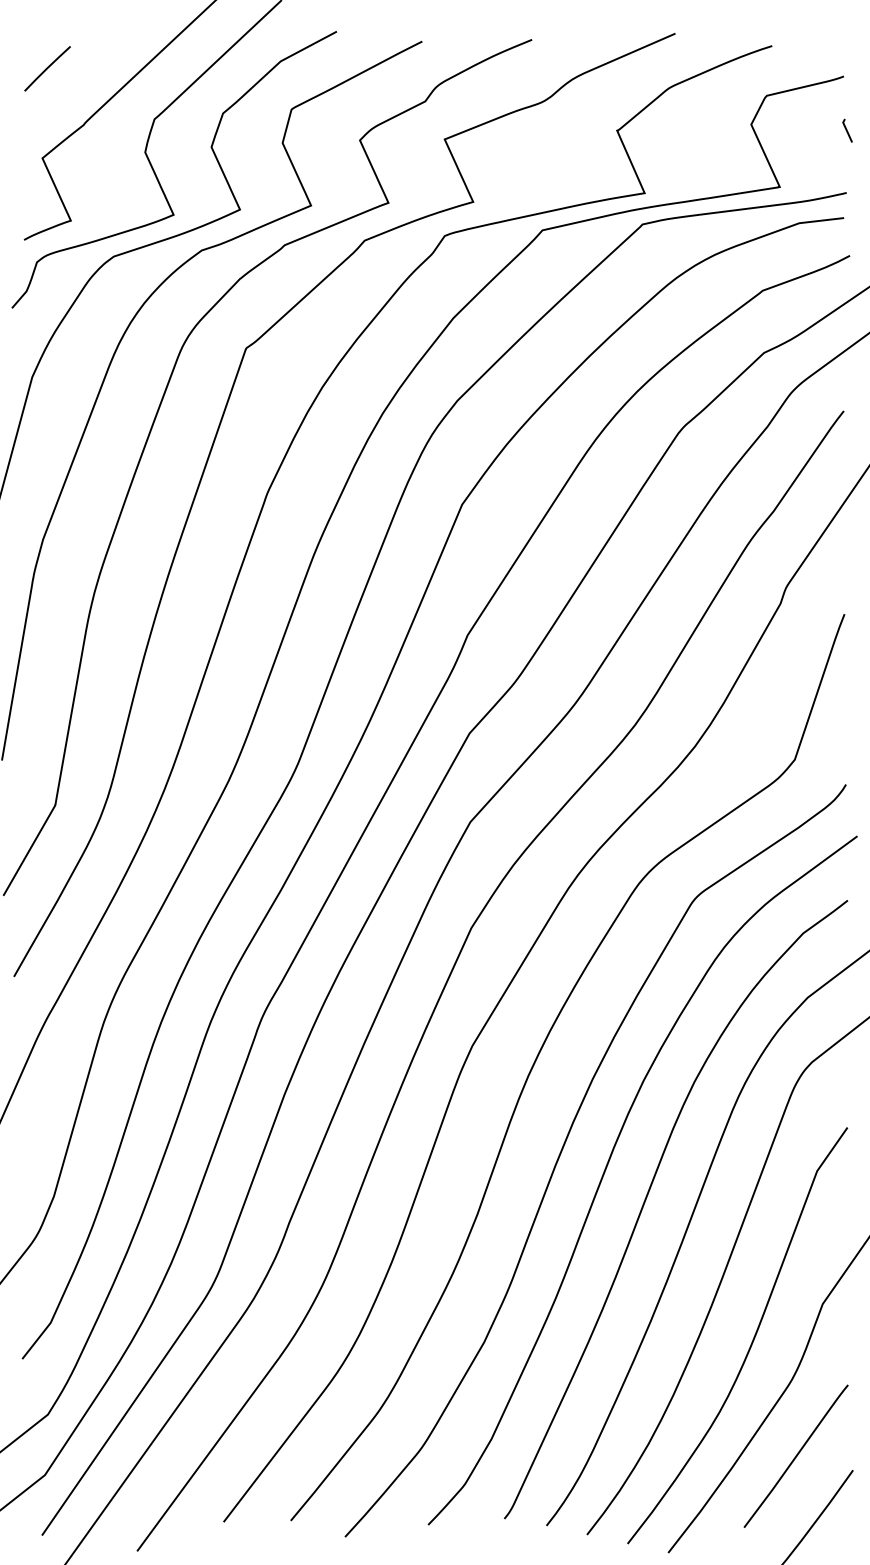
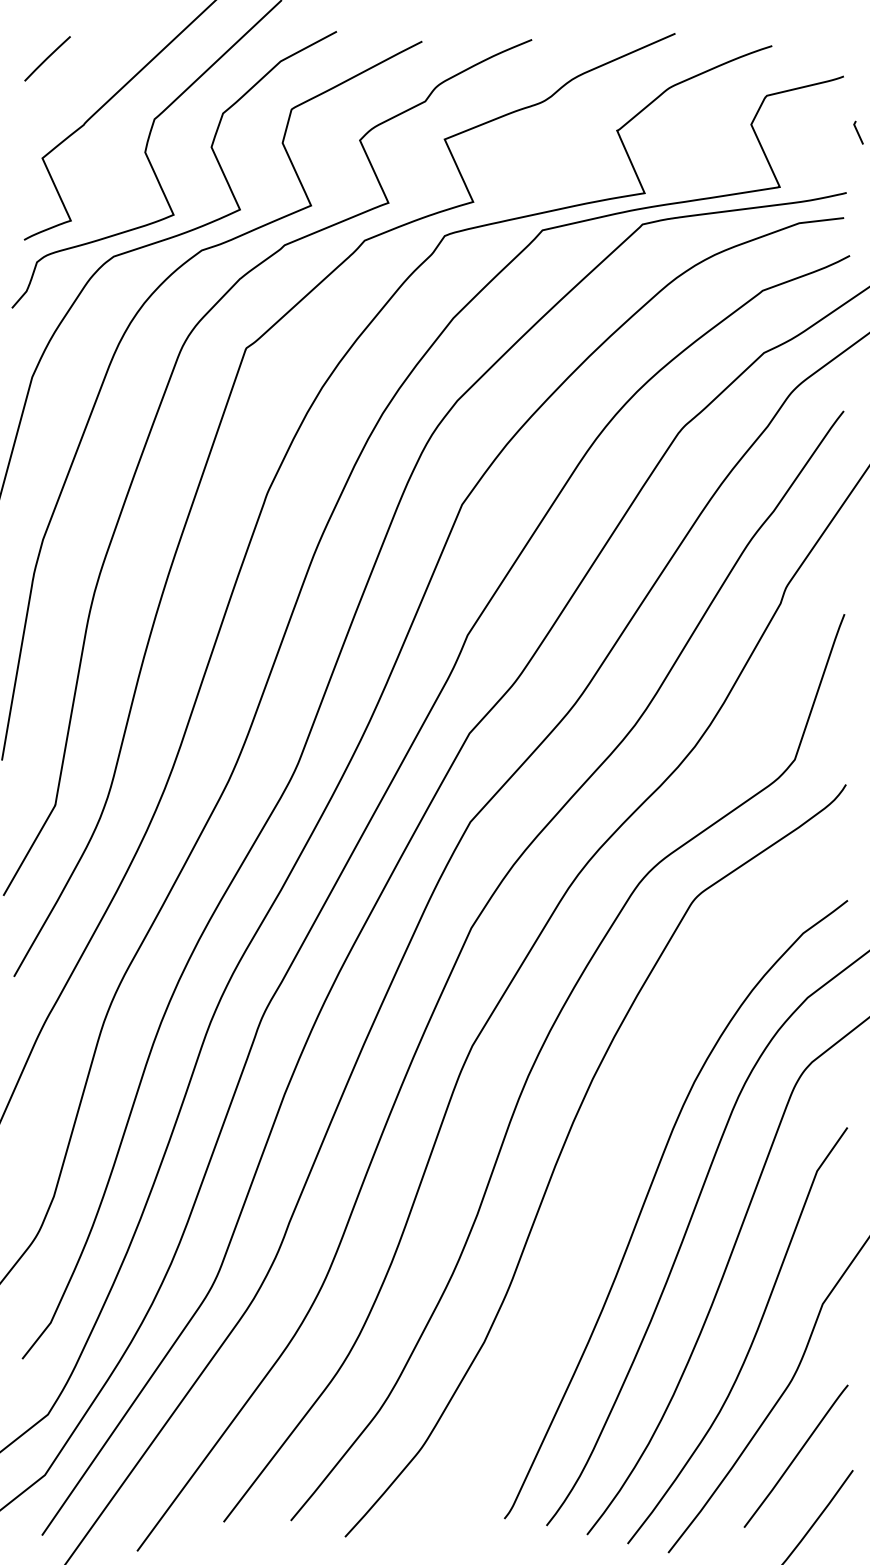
line position: (47, 68) -> (47, 58) (47, 58)
line position: (847, 130) -> (858, 132) (858, 132)
curve: present -> none (607, 1167)
